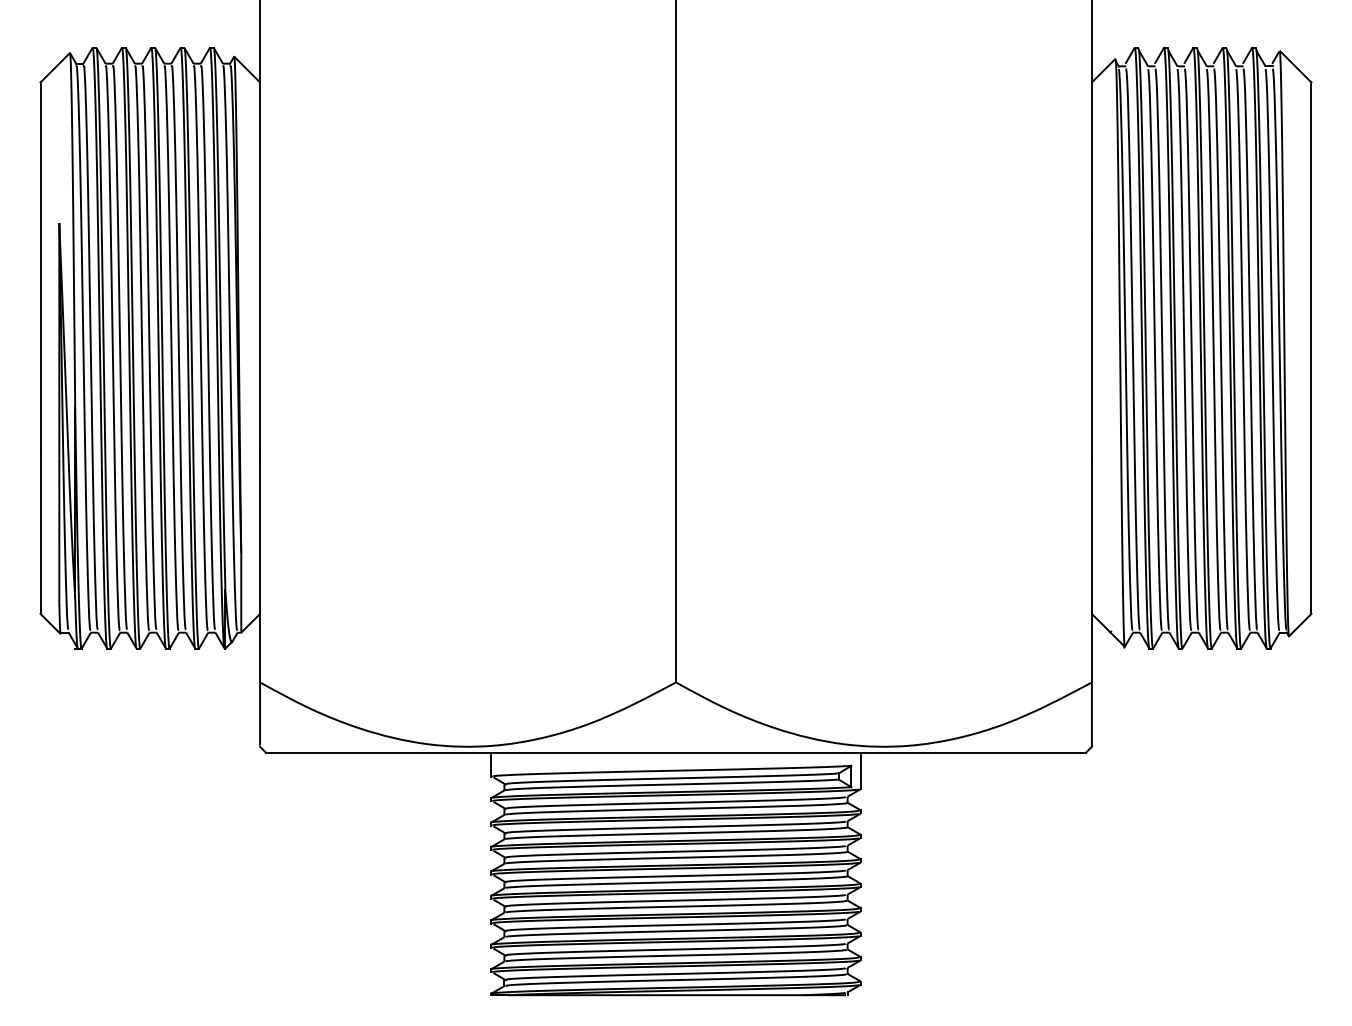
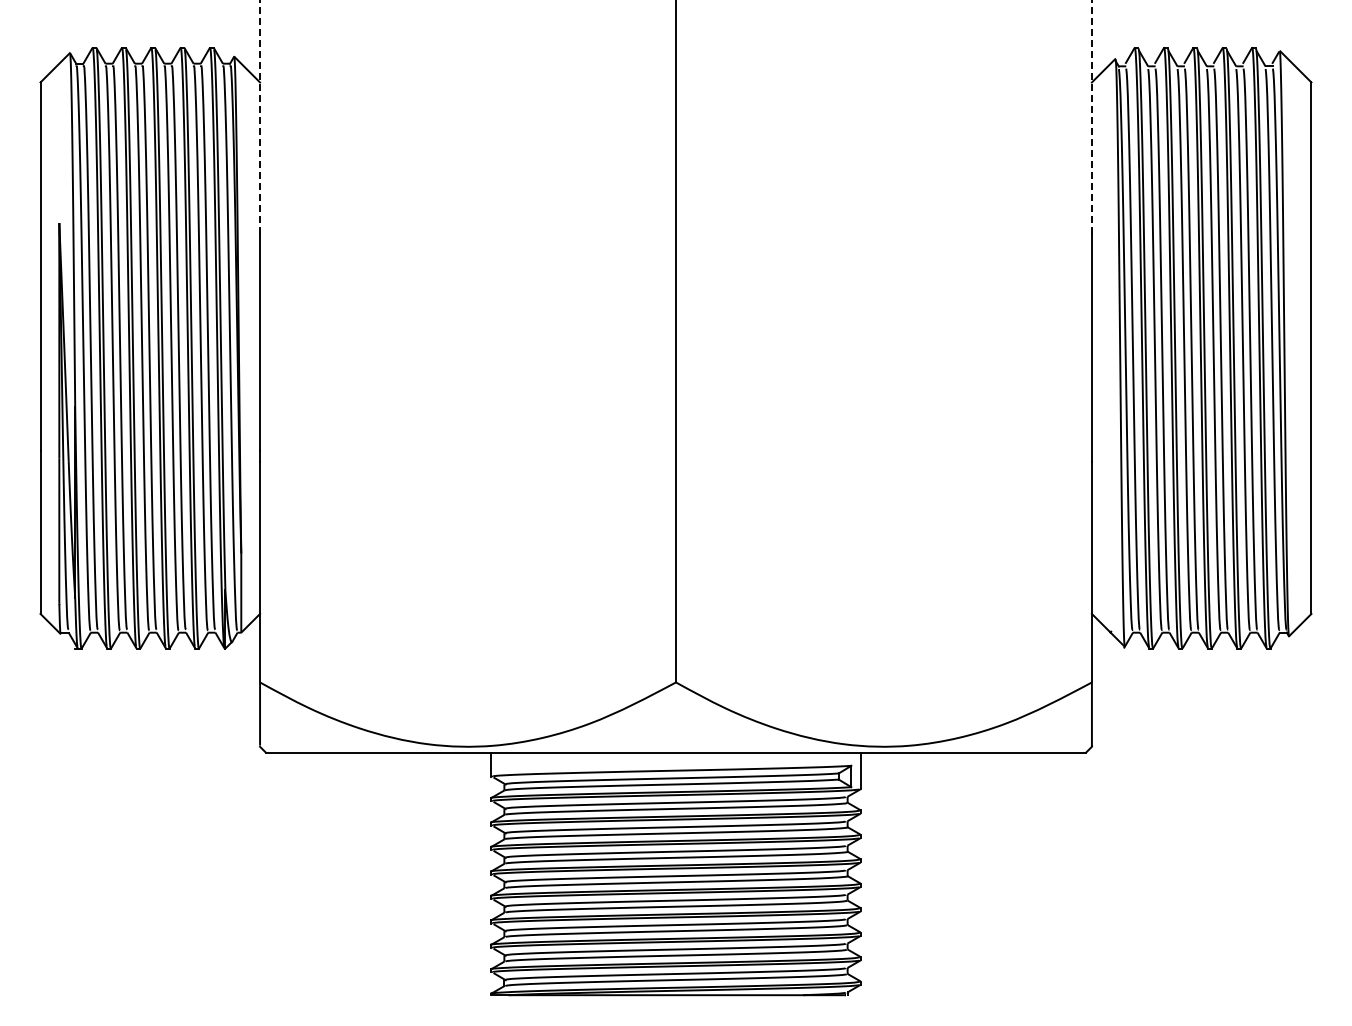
line: solid -> dashed (260, 117)
line: solid -> dashed (1091, 117)
